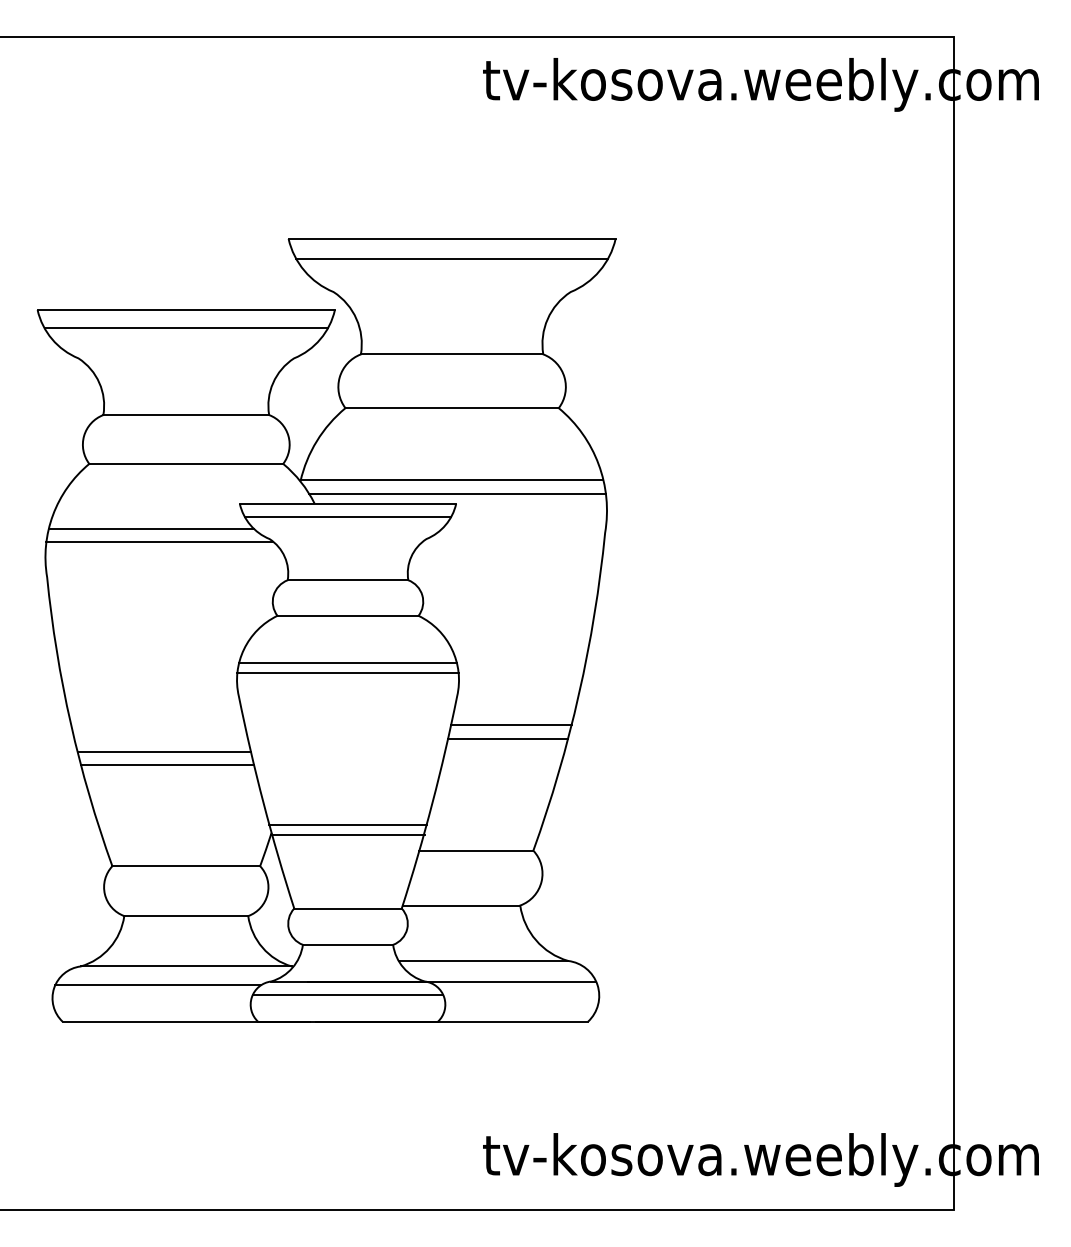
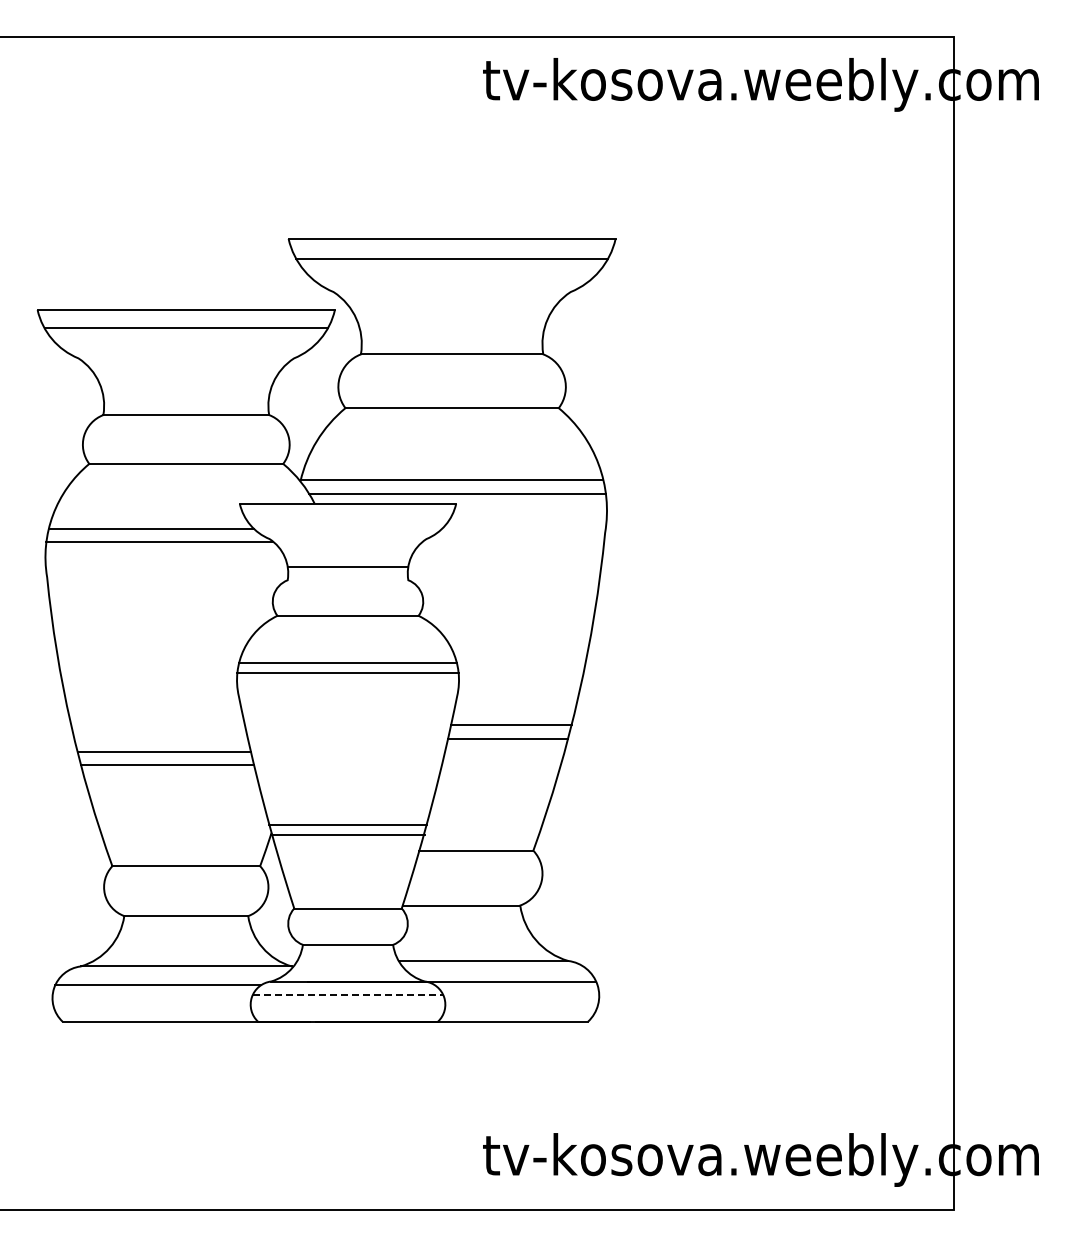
line: present -> none (347, 517)
line position: (347, 580) -> (347, 567) (347, 567)
line: solid -> dashed (348, 995)
